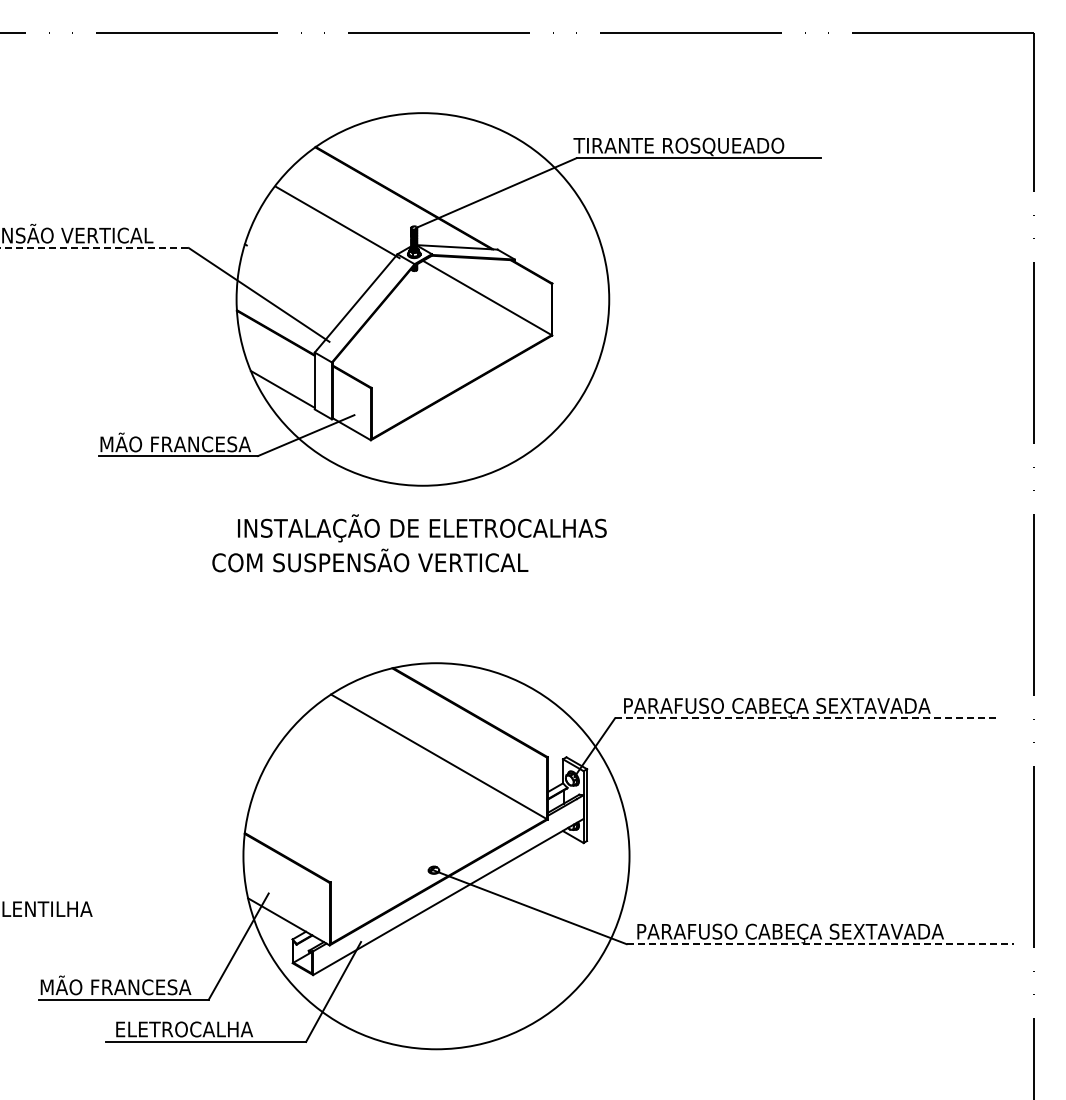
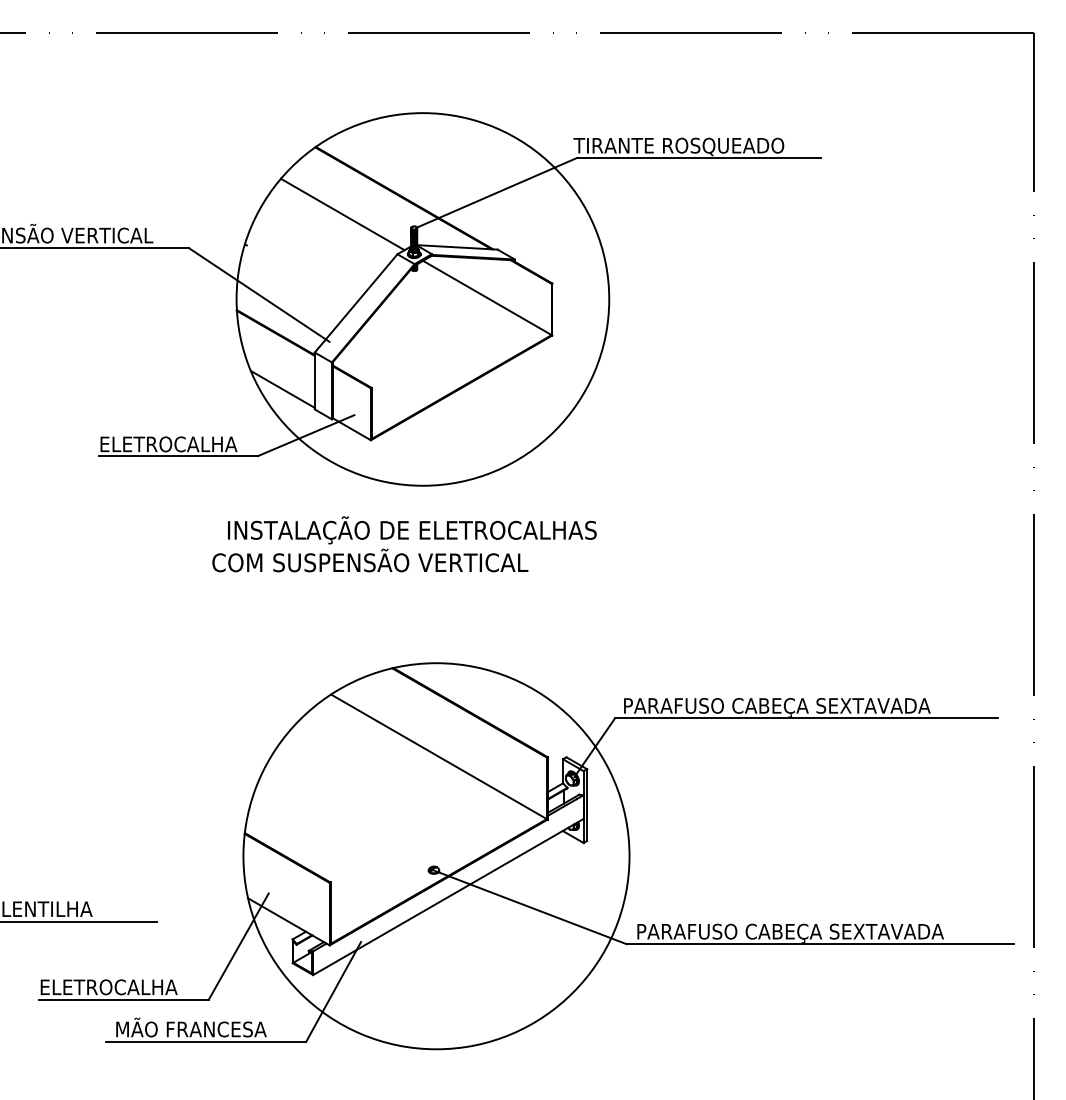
line position: (337, 222) -> (342, 214) (342, 214)
line: dashed -> solid (95, 248)
text: MÃO FRANCESA -> ELETROCALHA (176, 442)
text position: (422, 528) -> (412, 530) (412, 530)
line: dashed -> solid (806, 718)
line: none -> present (79, 921)
line: dashed -> solid (820, 944)
text: MÃO FRANCESA -> ELETROCALHA (116, 985)
text: ELETROCALHA -> MÃO FRANCESA (192, 1027)
